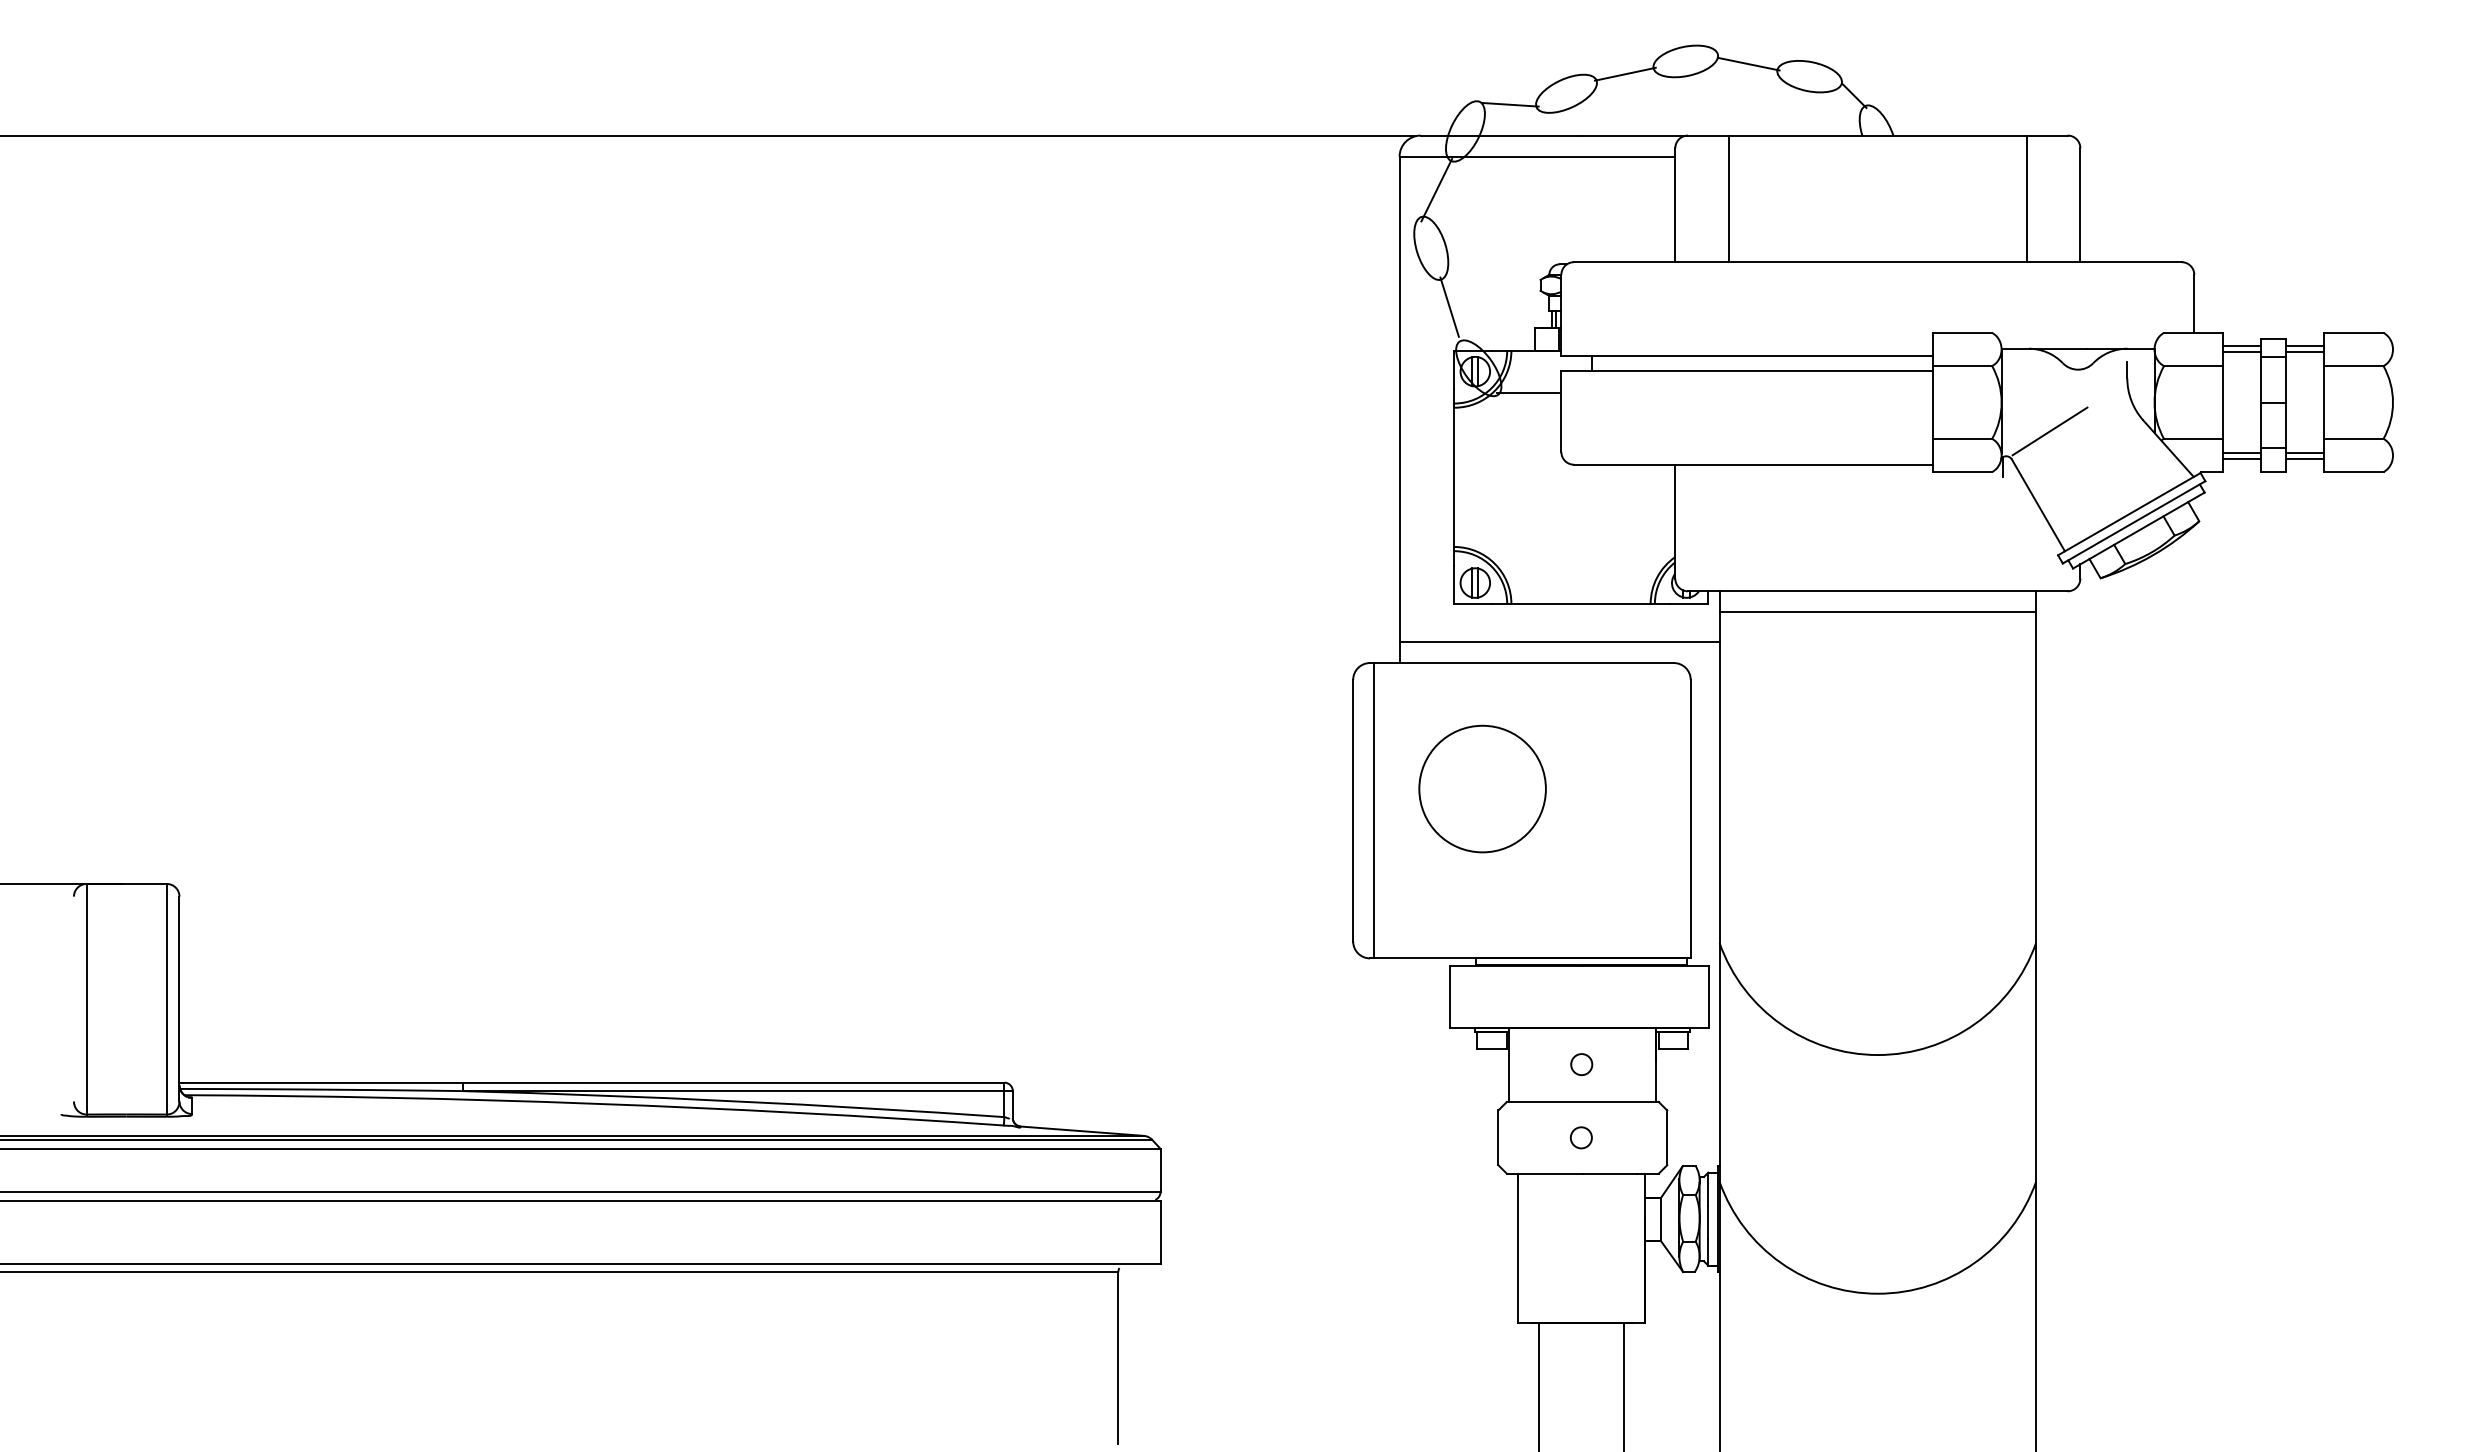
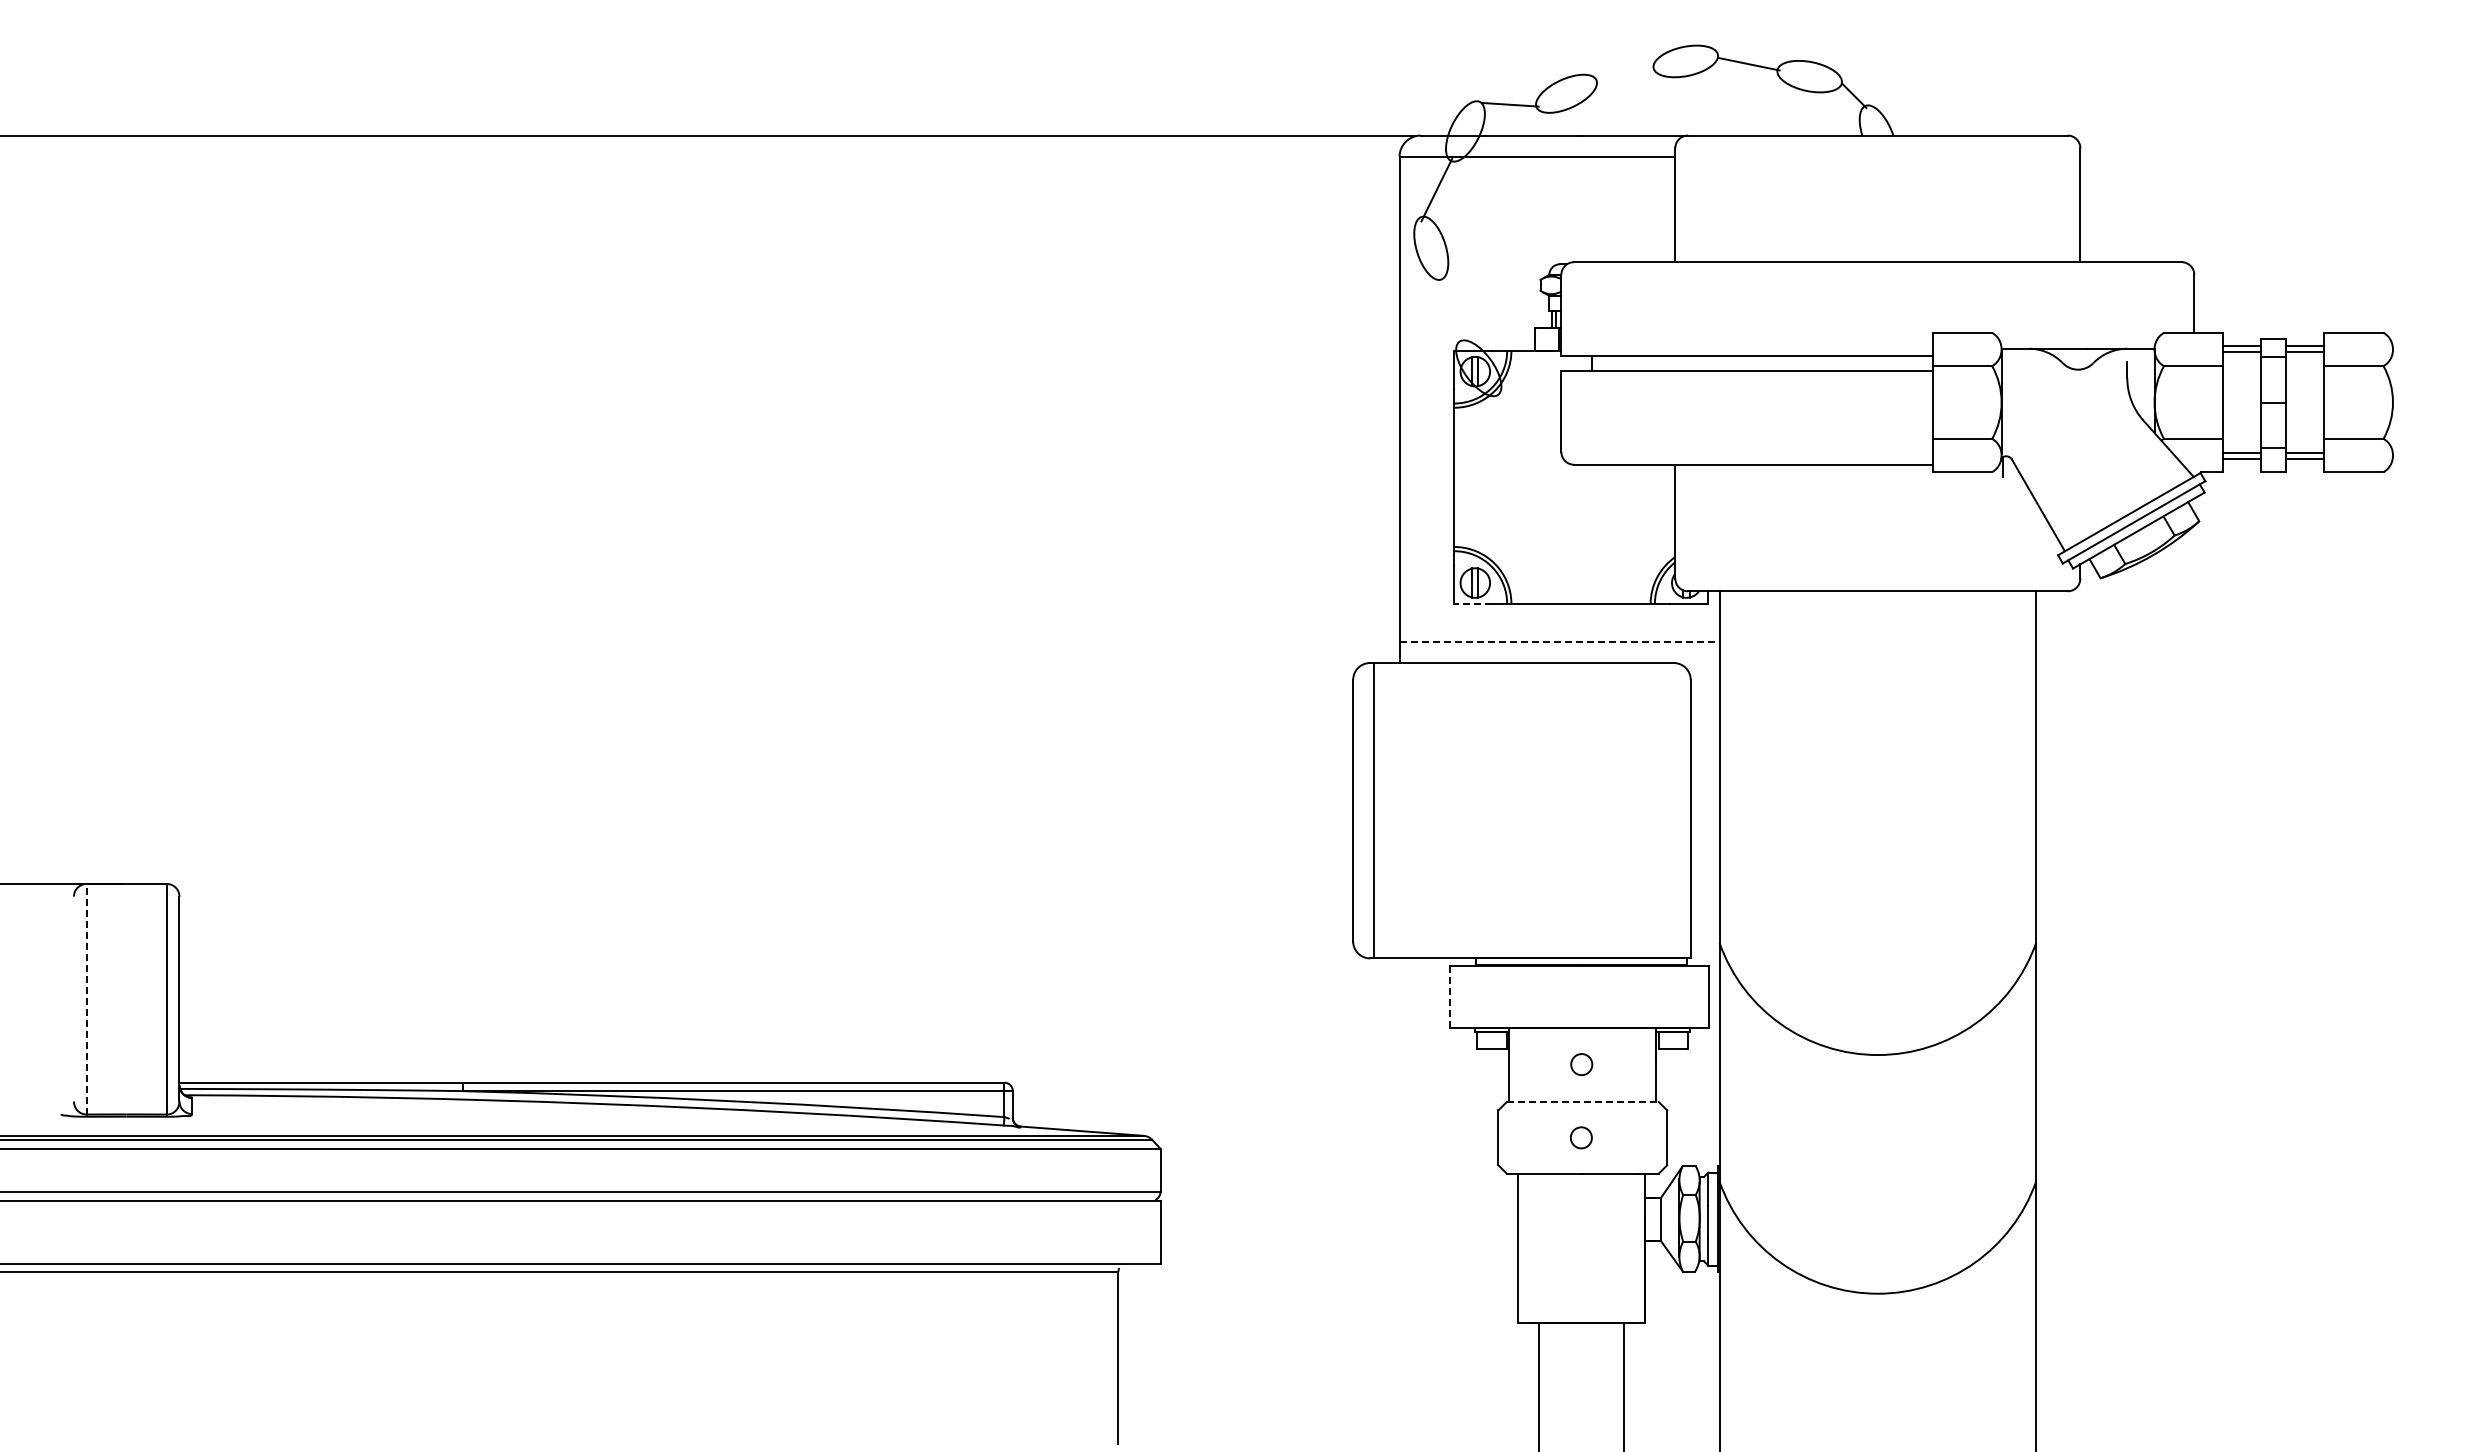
line: present -> none (1625, 73)
line: present -> none (1728, 198)
line: present -> none (2027, 198)
line: present -> none (1449, 306)
line: present -> none (1527, 393)
line: present -> none (2049, 431)
line: solid -> dashed (1473, 603)
line: present -> none (1877, 612)
line: solid -> dashed (1560, 641)
circle: present -> none (1482, 788)
line: solid -> dashed (1449, 997)
line: solid -> dashed (86, 998)
line: solid -> dashed (1582, 1101)
